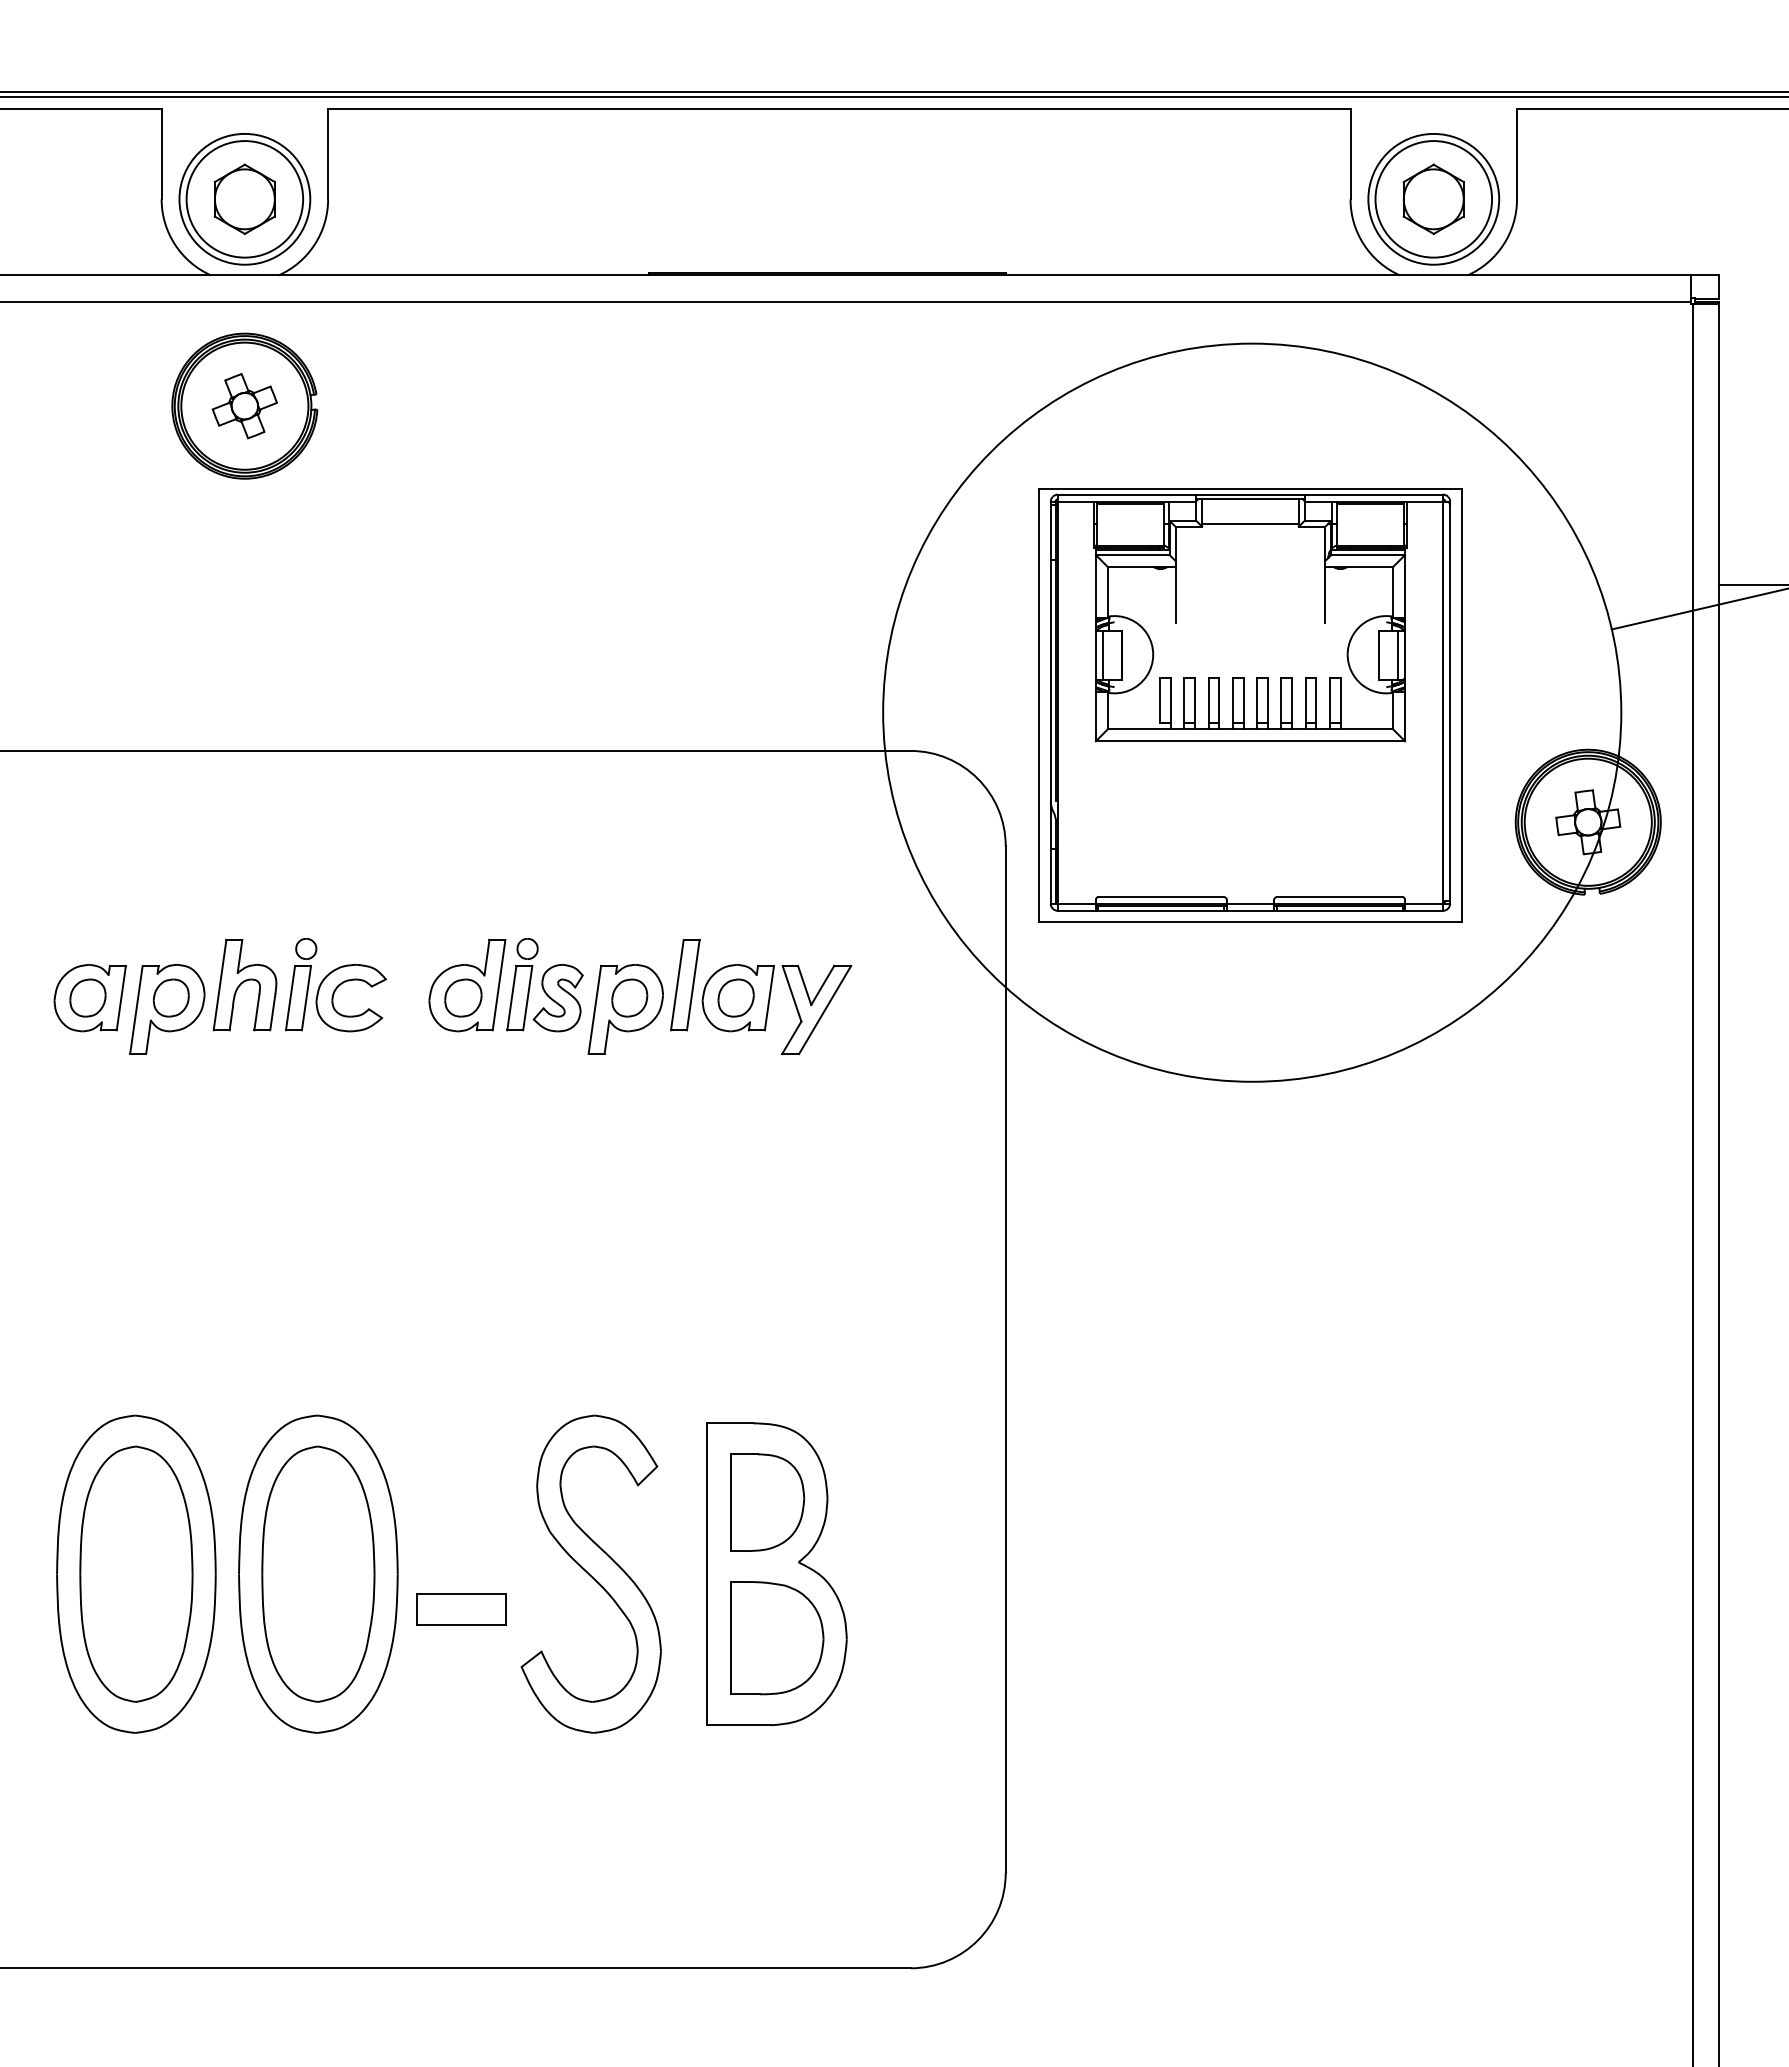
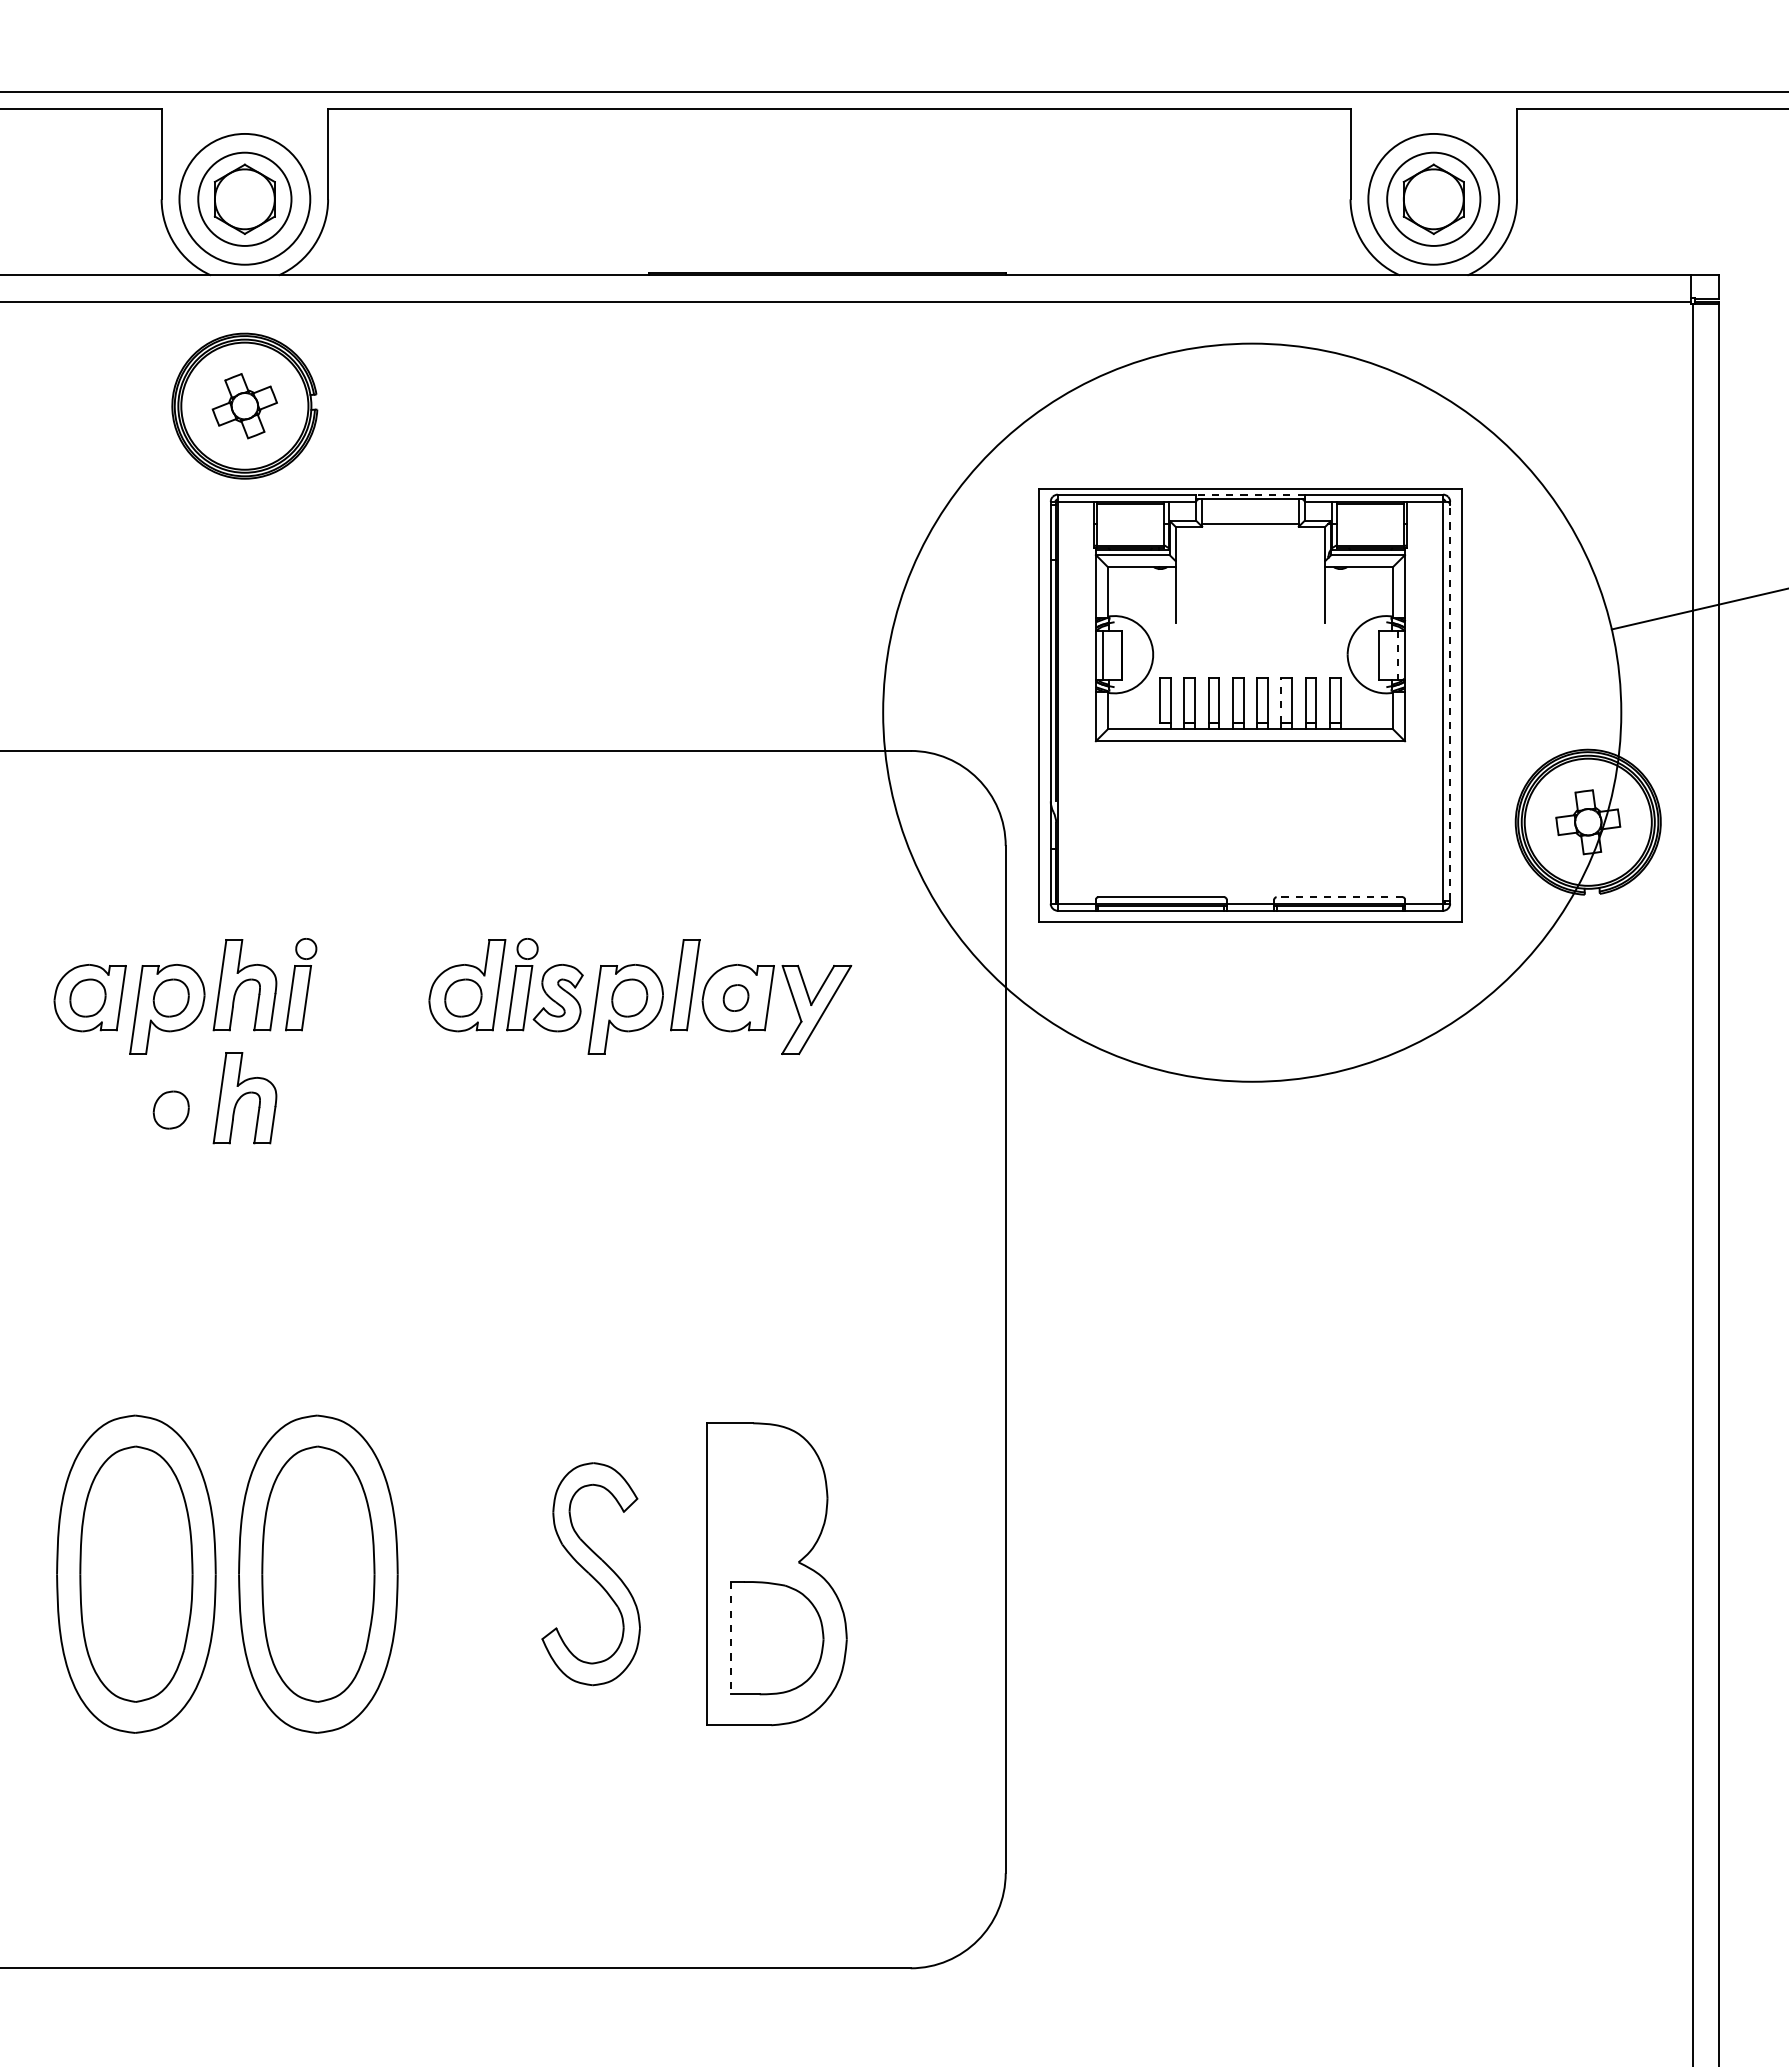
line: present -> none (893, 97)
circle diameter: 117 px -> 93 px (244, 198)
circle diameter: 117 px -> 93 px (1433, 198)
line: solid -> dashed (1249, 494)
line: present -> none (1752, 584)
line: solid -> dashed (1398, 655)
line: solid -> dashed (1281, 699)
line: solid -> dashed (1450, 702)
line: solid -> dashed (1339, 897)
part: present -> none (342, 984)
part size: 38x40 px -> 28x28 px (735, 997)
part: none -> present (244, 1098)
part: none -> present (170, 1109)
part: present -> none (767, 1502)
part size: 142x320 px -> 100x225 px (590, 1574)
part: present -> none (461, 1609)
line: solid -> dashed (730, 1638)
